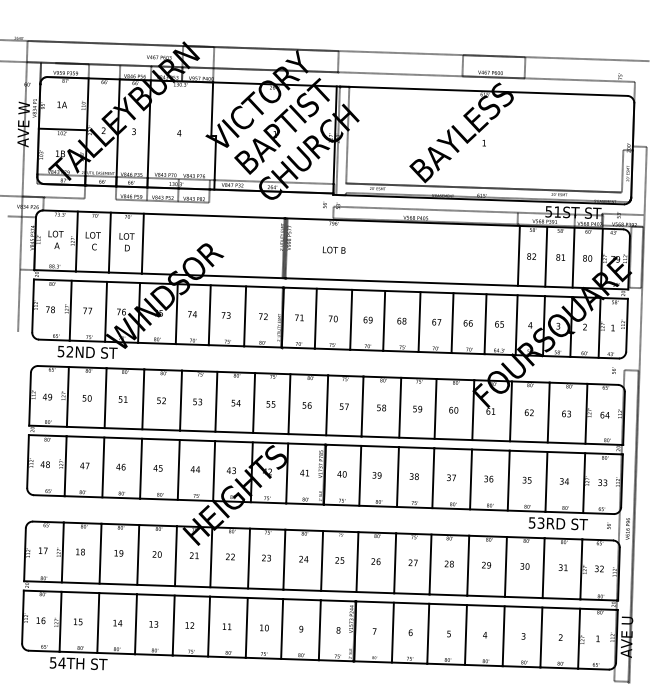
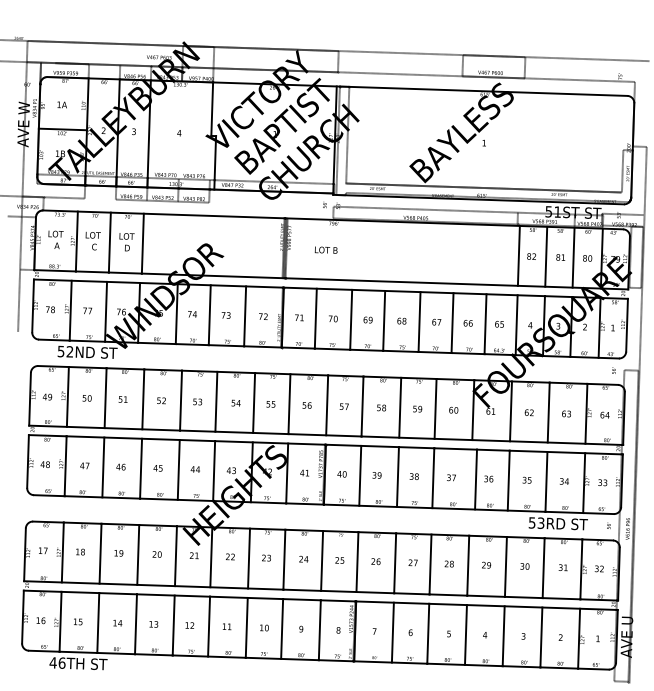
text position: (333, 249) -> (325, 249) (325, 249)
line position: (471, 479) -> (476, 479) (476, 479)
text: 54TH -> 46TH (57, 662)
